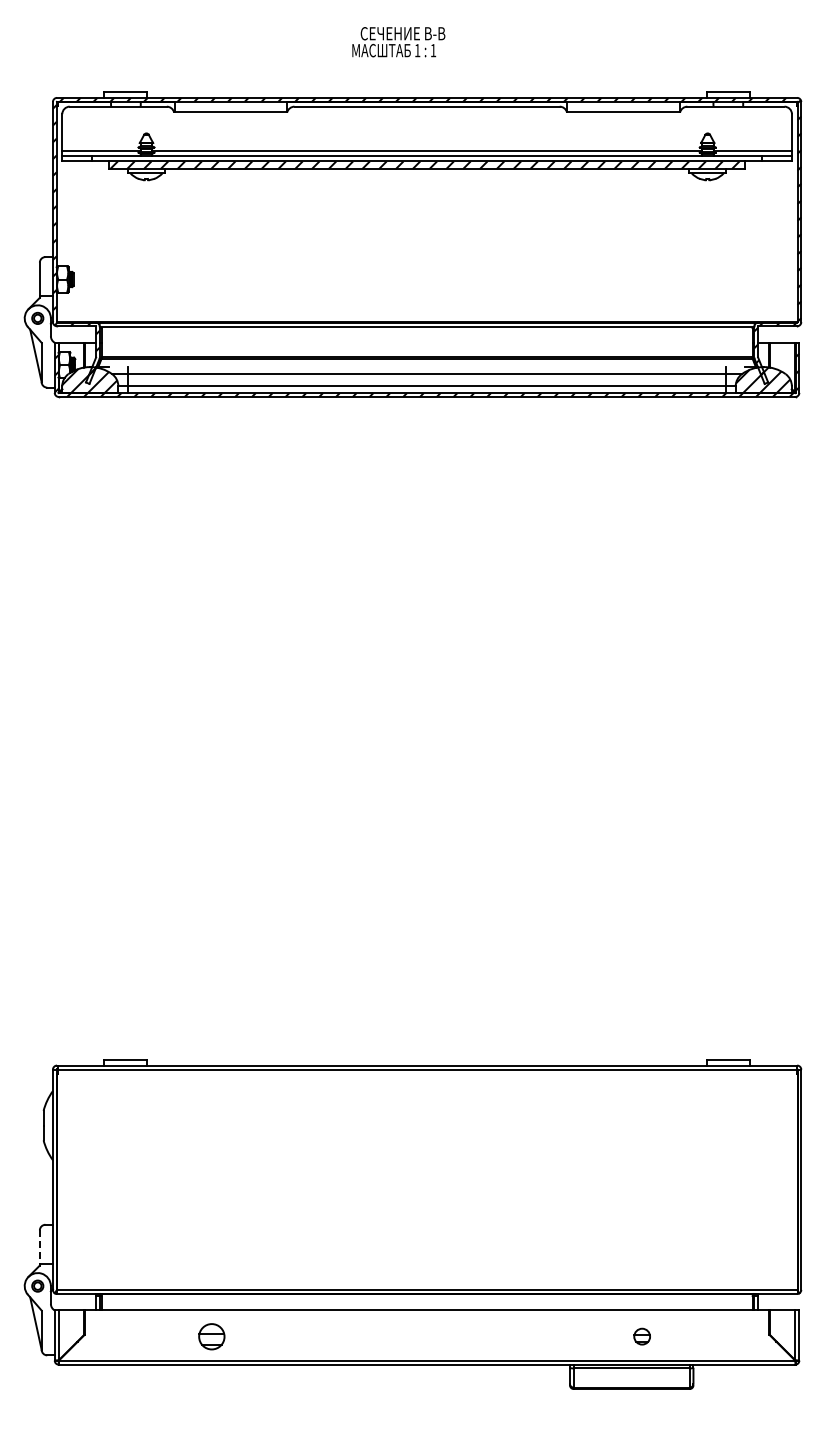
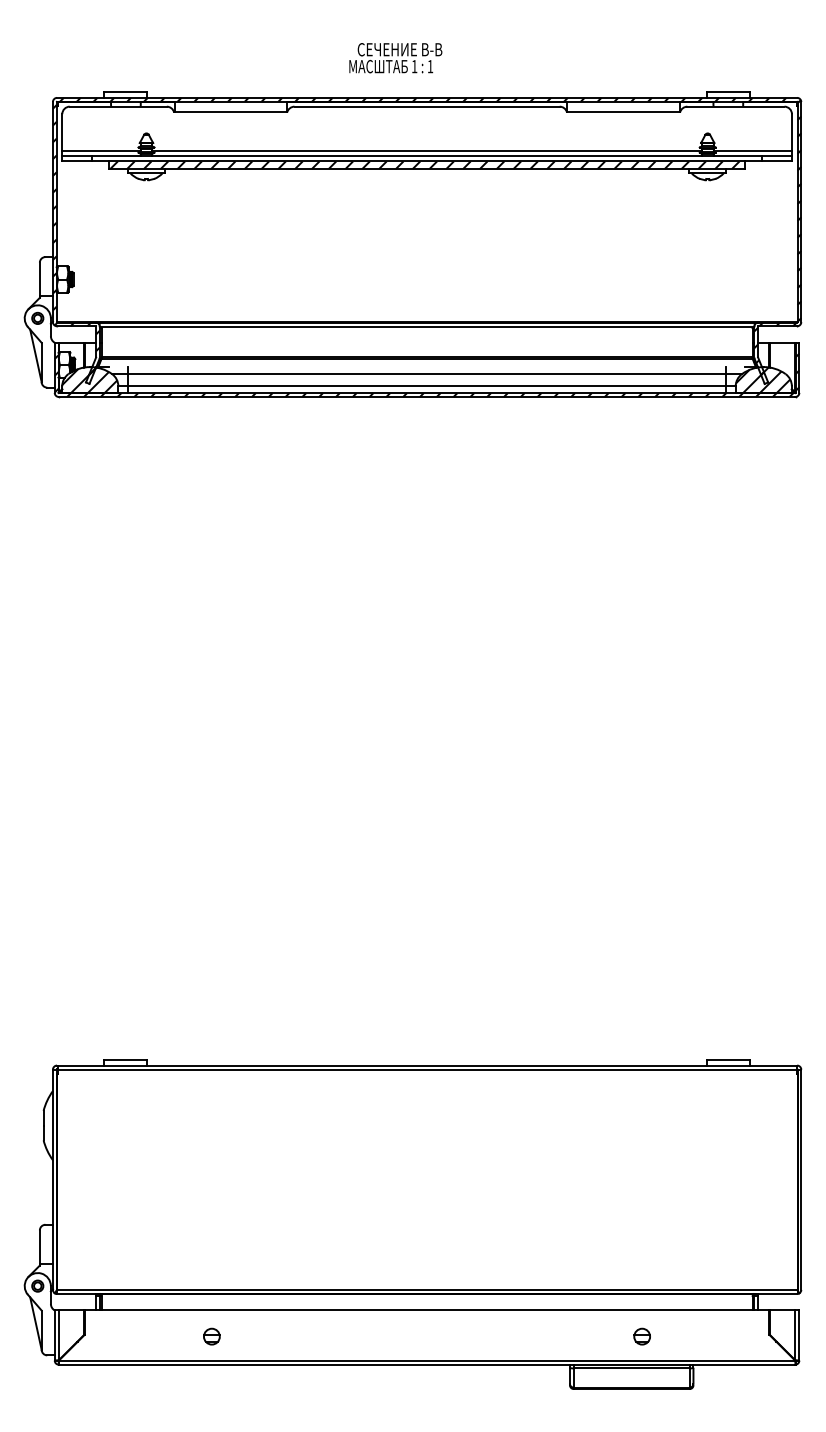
text position: (398, 42) -> (395, 58) (395, 58)
line: dashed -> solid (39, 1247)
part size: 28x28 px -> 18x19 px (211, 1336)
